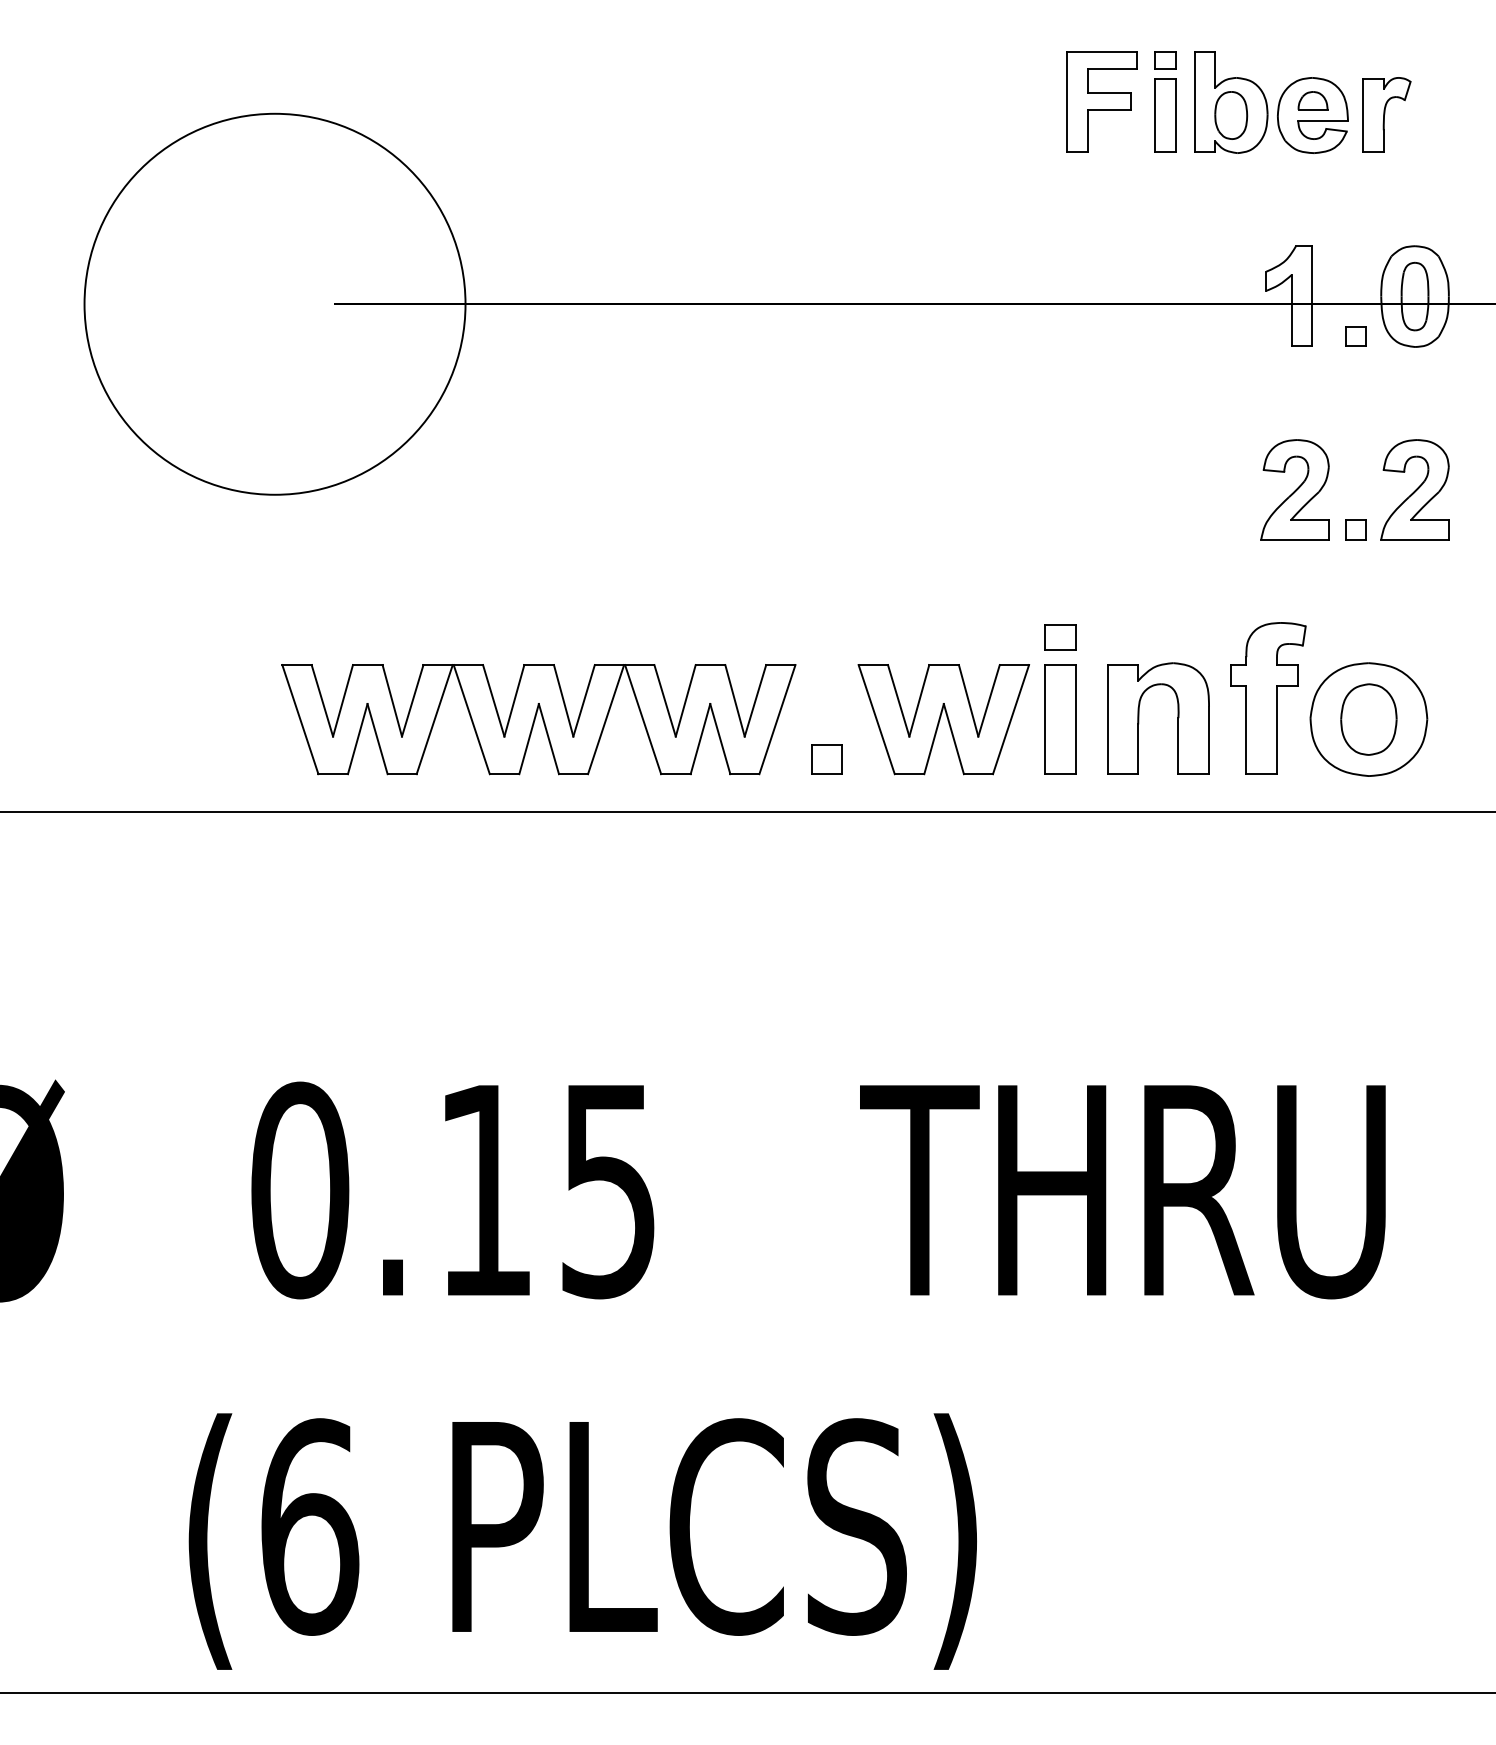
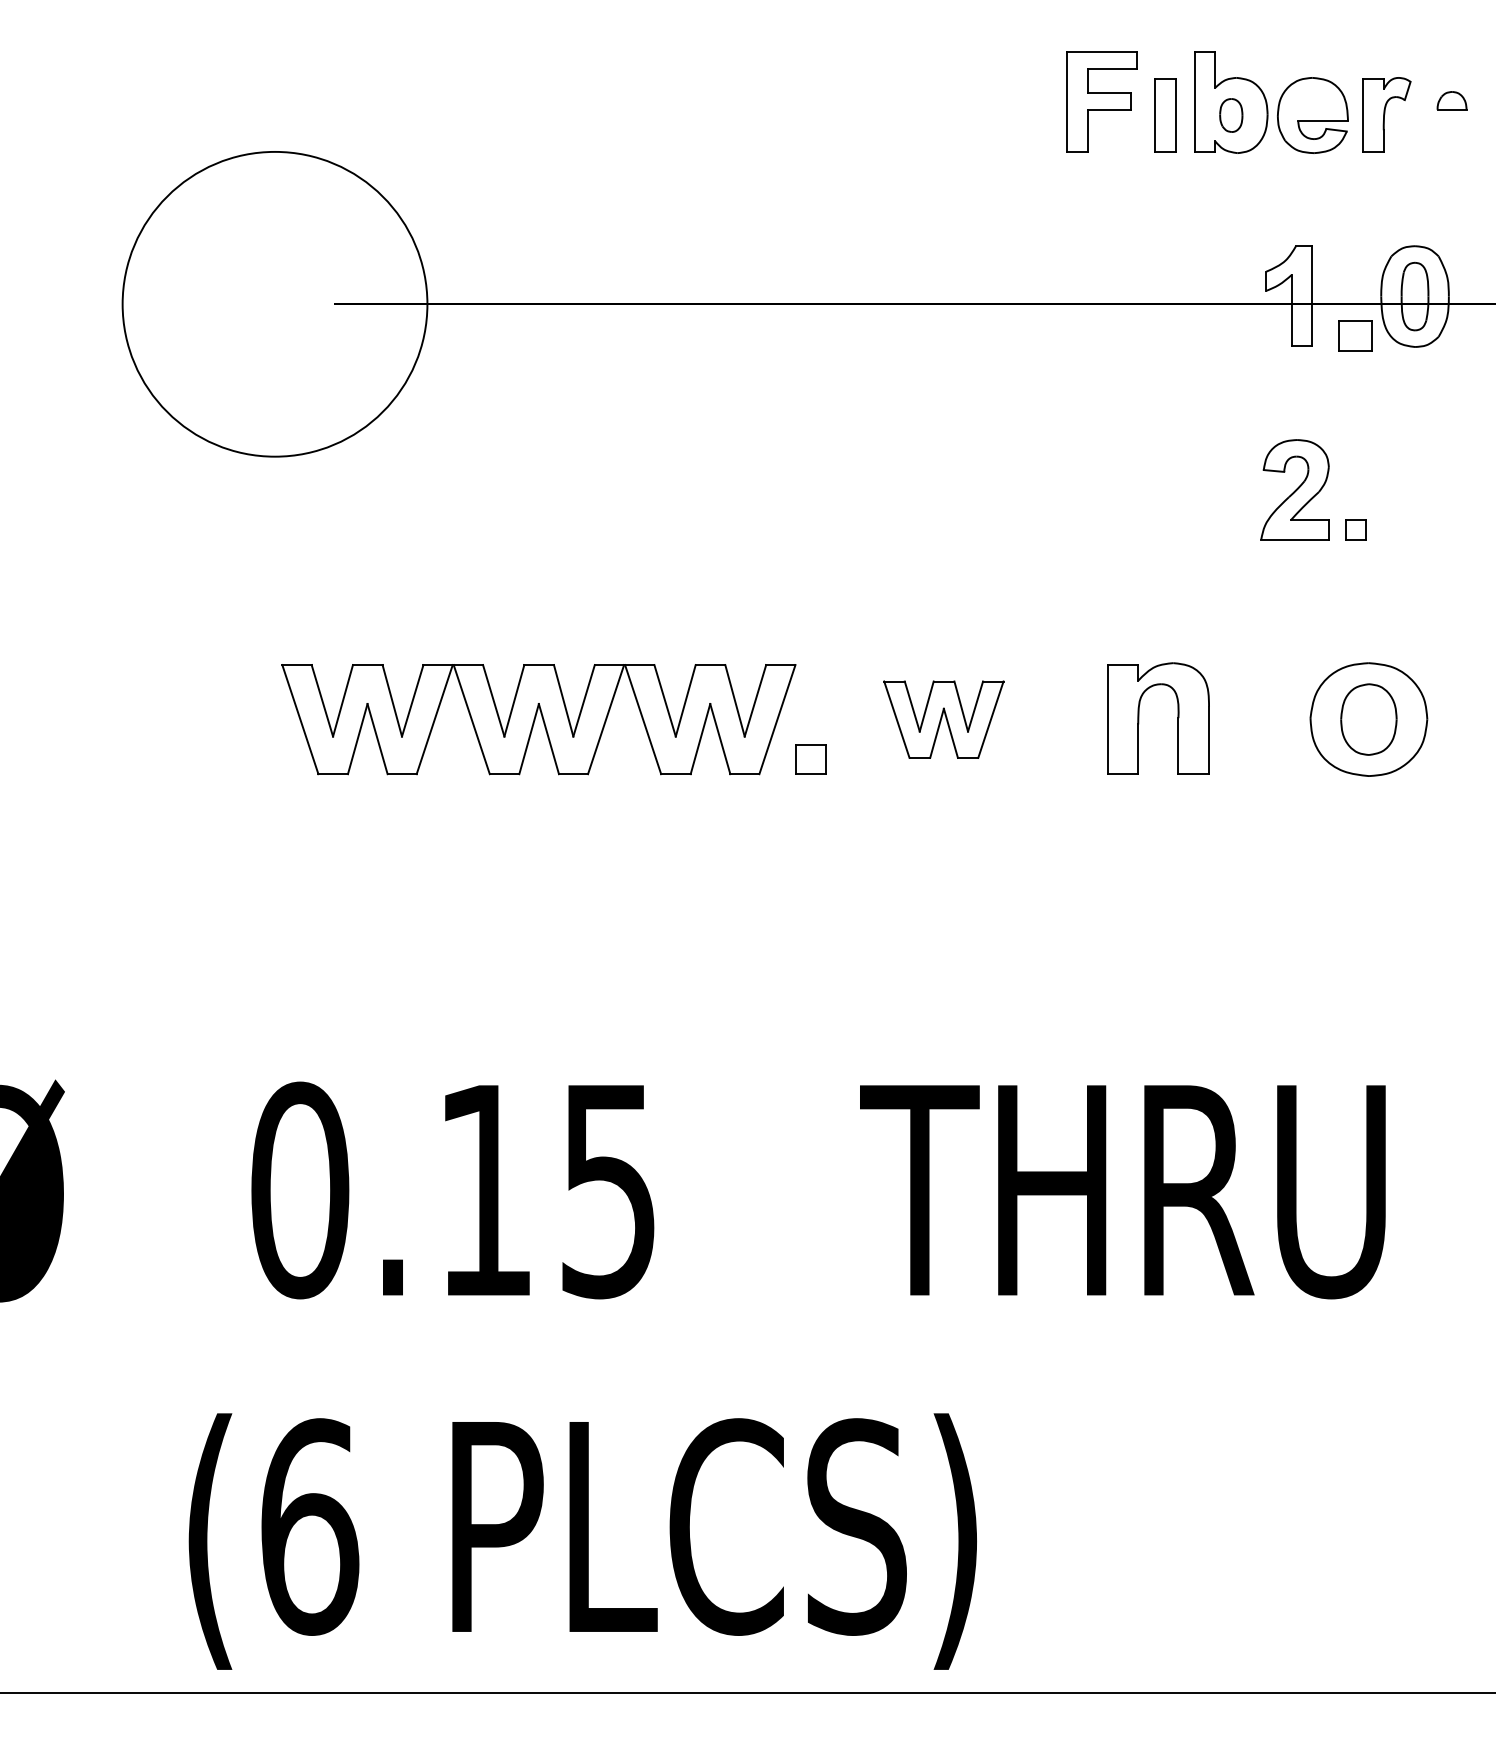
part: present -> none (1165, 60)
part position: (1312, 100) -> (1451, 100) (1451, 100)
part size: 35x49 px -> 25x35 px (1231, 115)
circle diameter: 381 px -> 305 px (274, 303)
part size: 22x21 px -> 35x32 px (1355, 335)
part: present -> none (1414, 489)
part: present -> none (1060, 637)
part: present -> none (1268, 698)
part size: 174x112 px -> 122x79 px (943, 719)
part: present -> none (1060, 719)
part position: (826, 759) -> (810, 759) (810, 759)
line: present -> none (747, 812)
